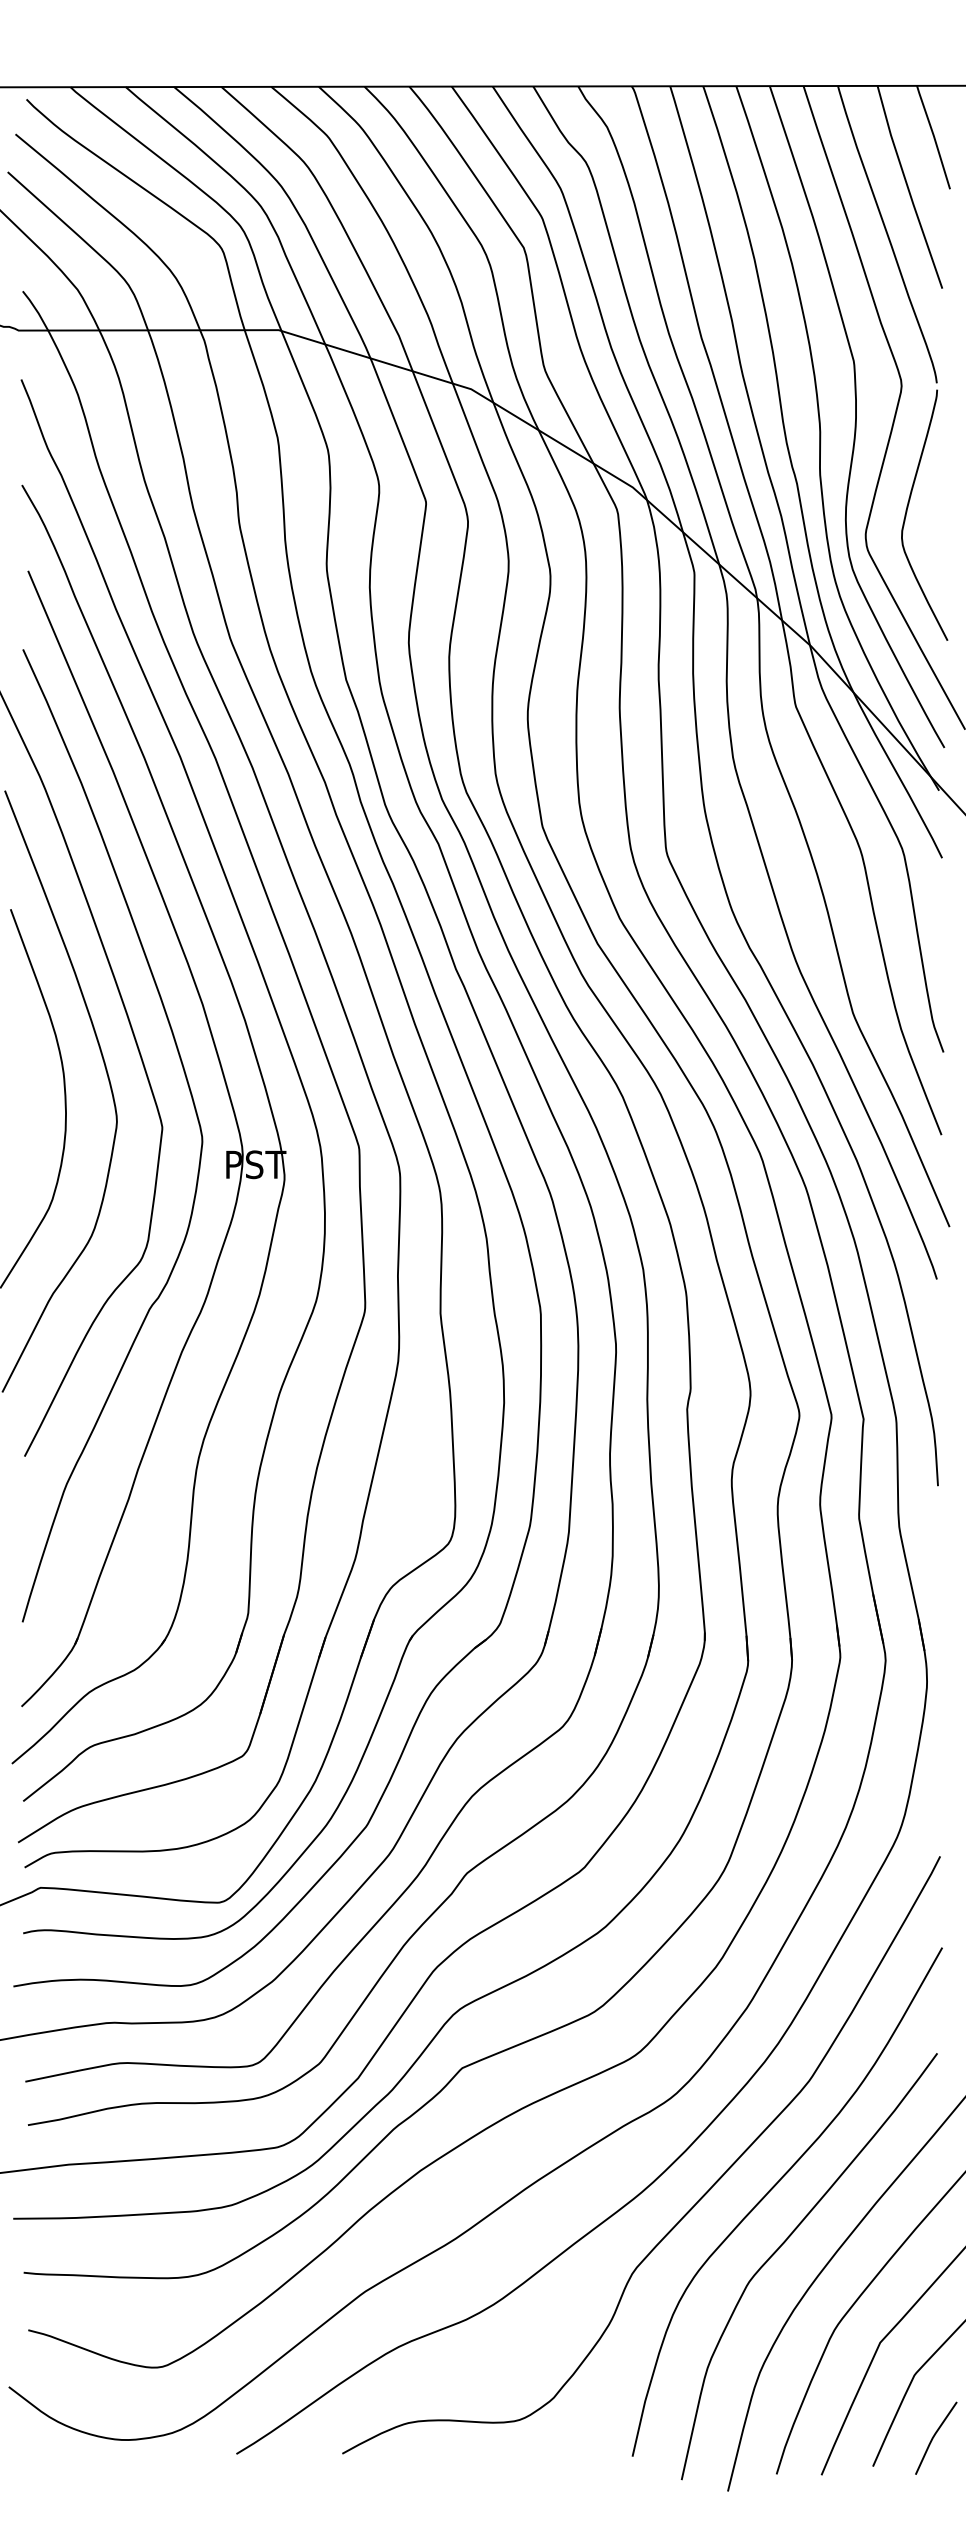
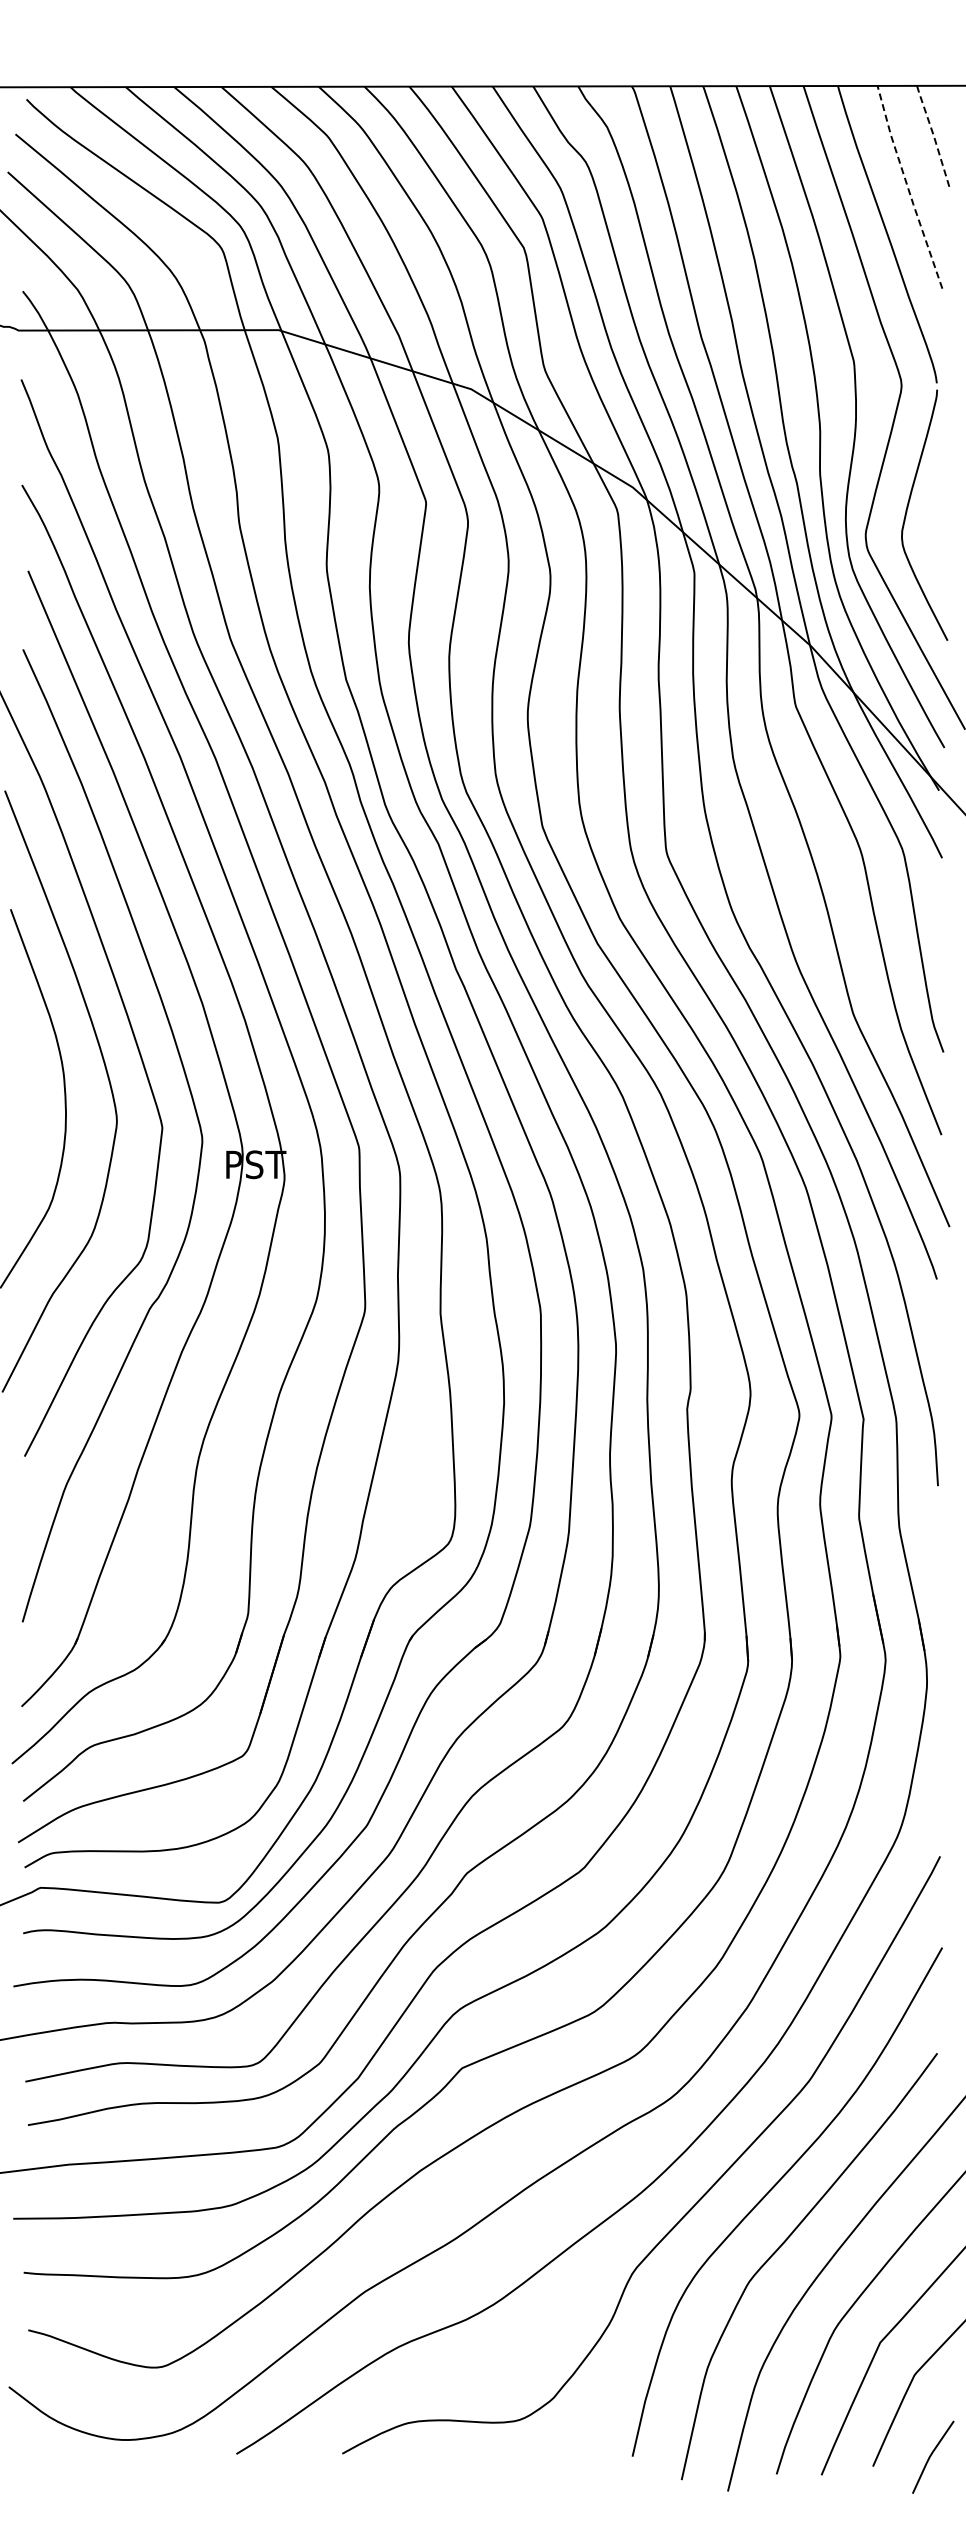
line: solid -> dashed (933, 136)
line: solid -> dashed (907, 187)
line position: (934, 2437) -> (931, 2456) (931, 2456)
